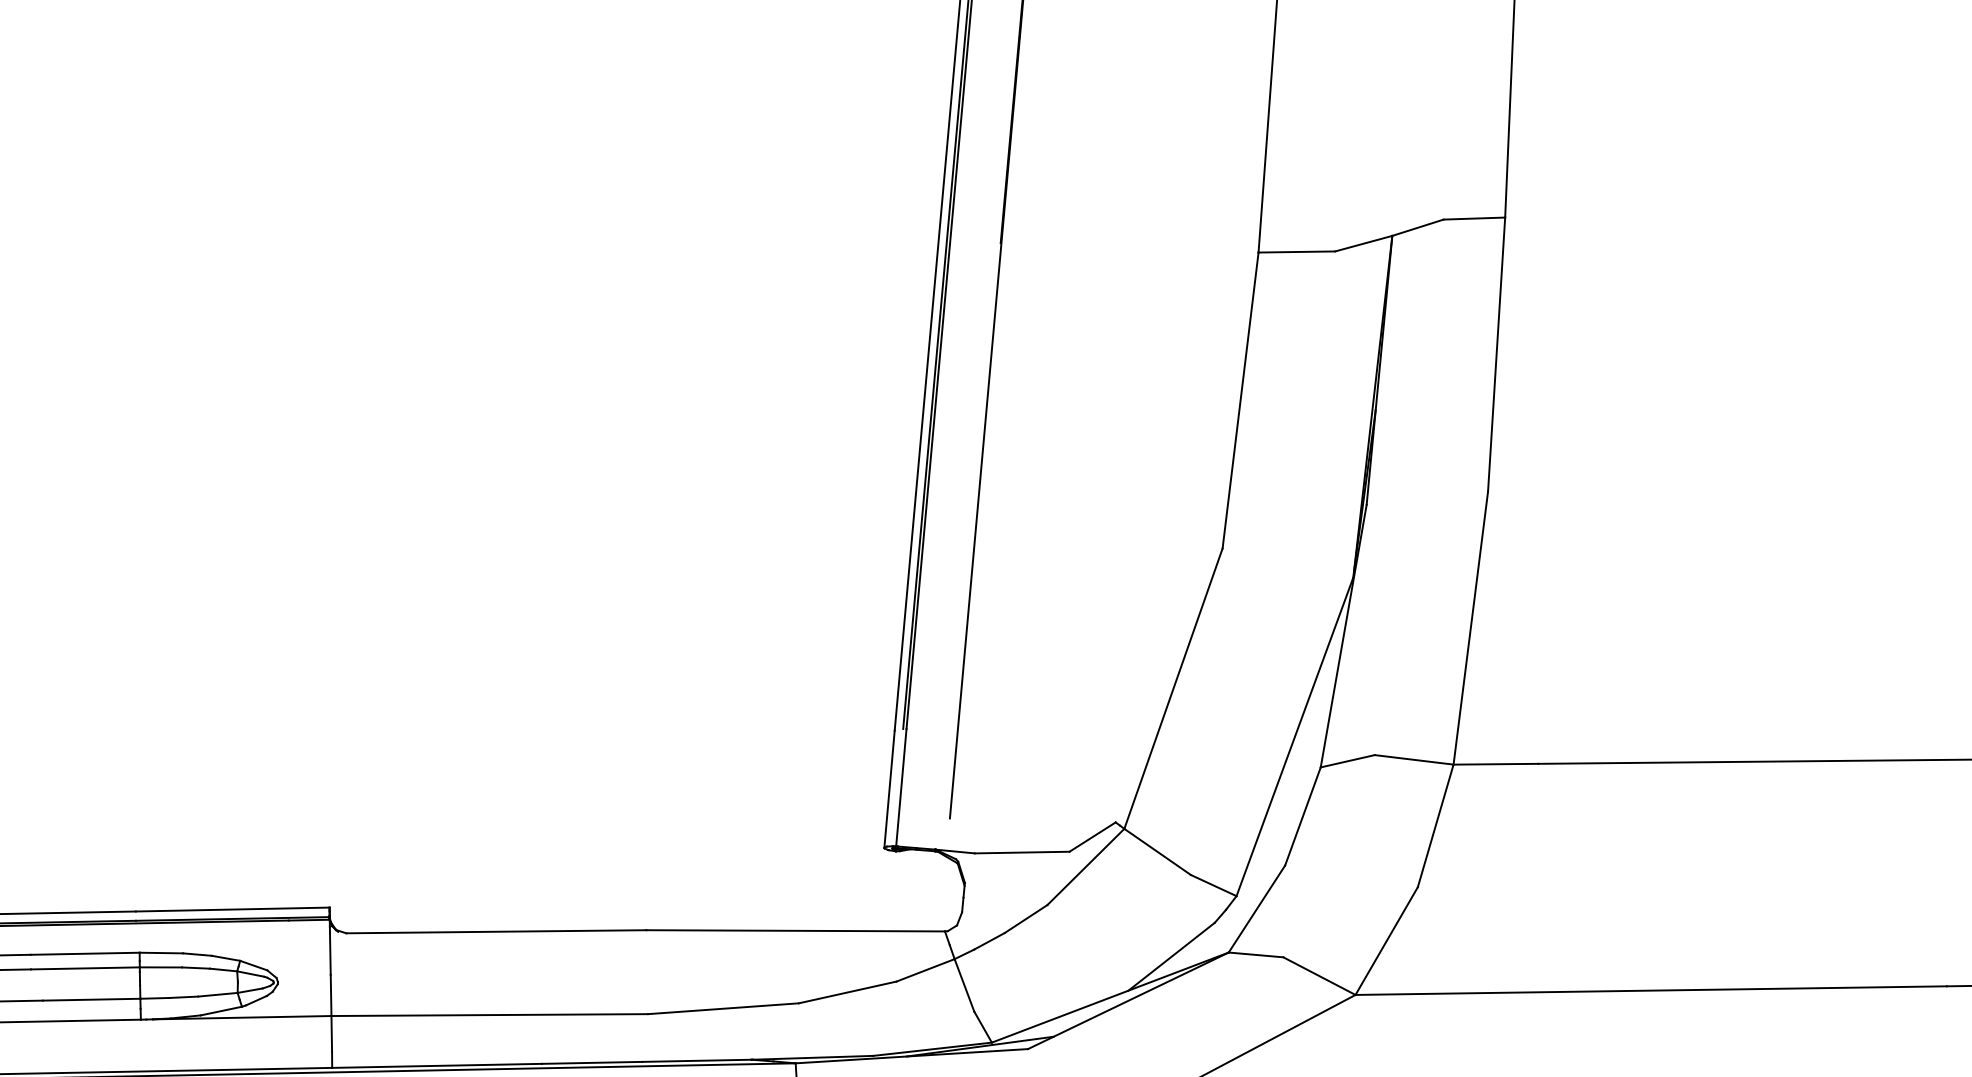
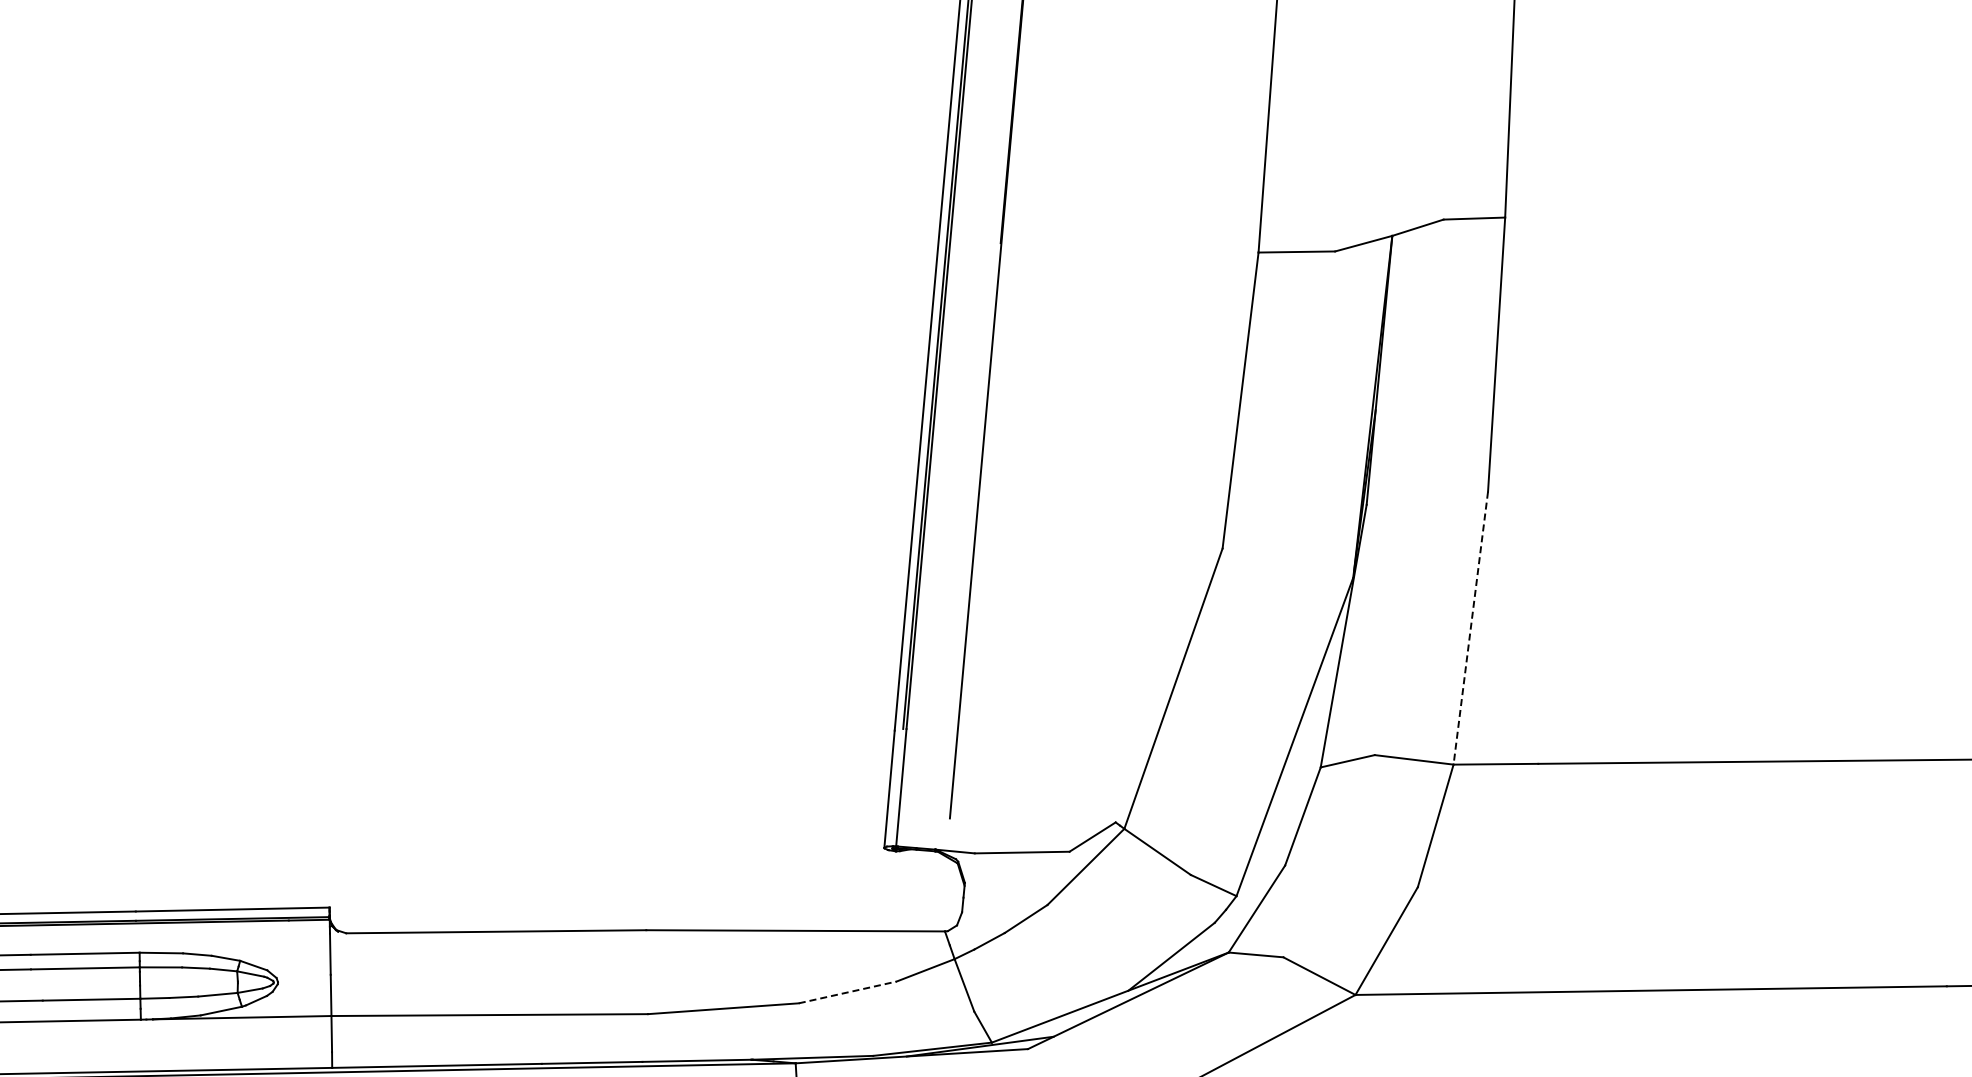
line: solid -> dashed (1470, 628)
line: solid -> dashed (848, 992)
